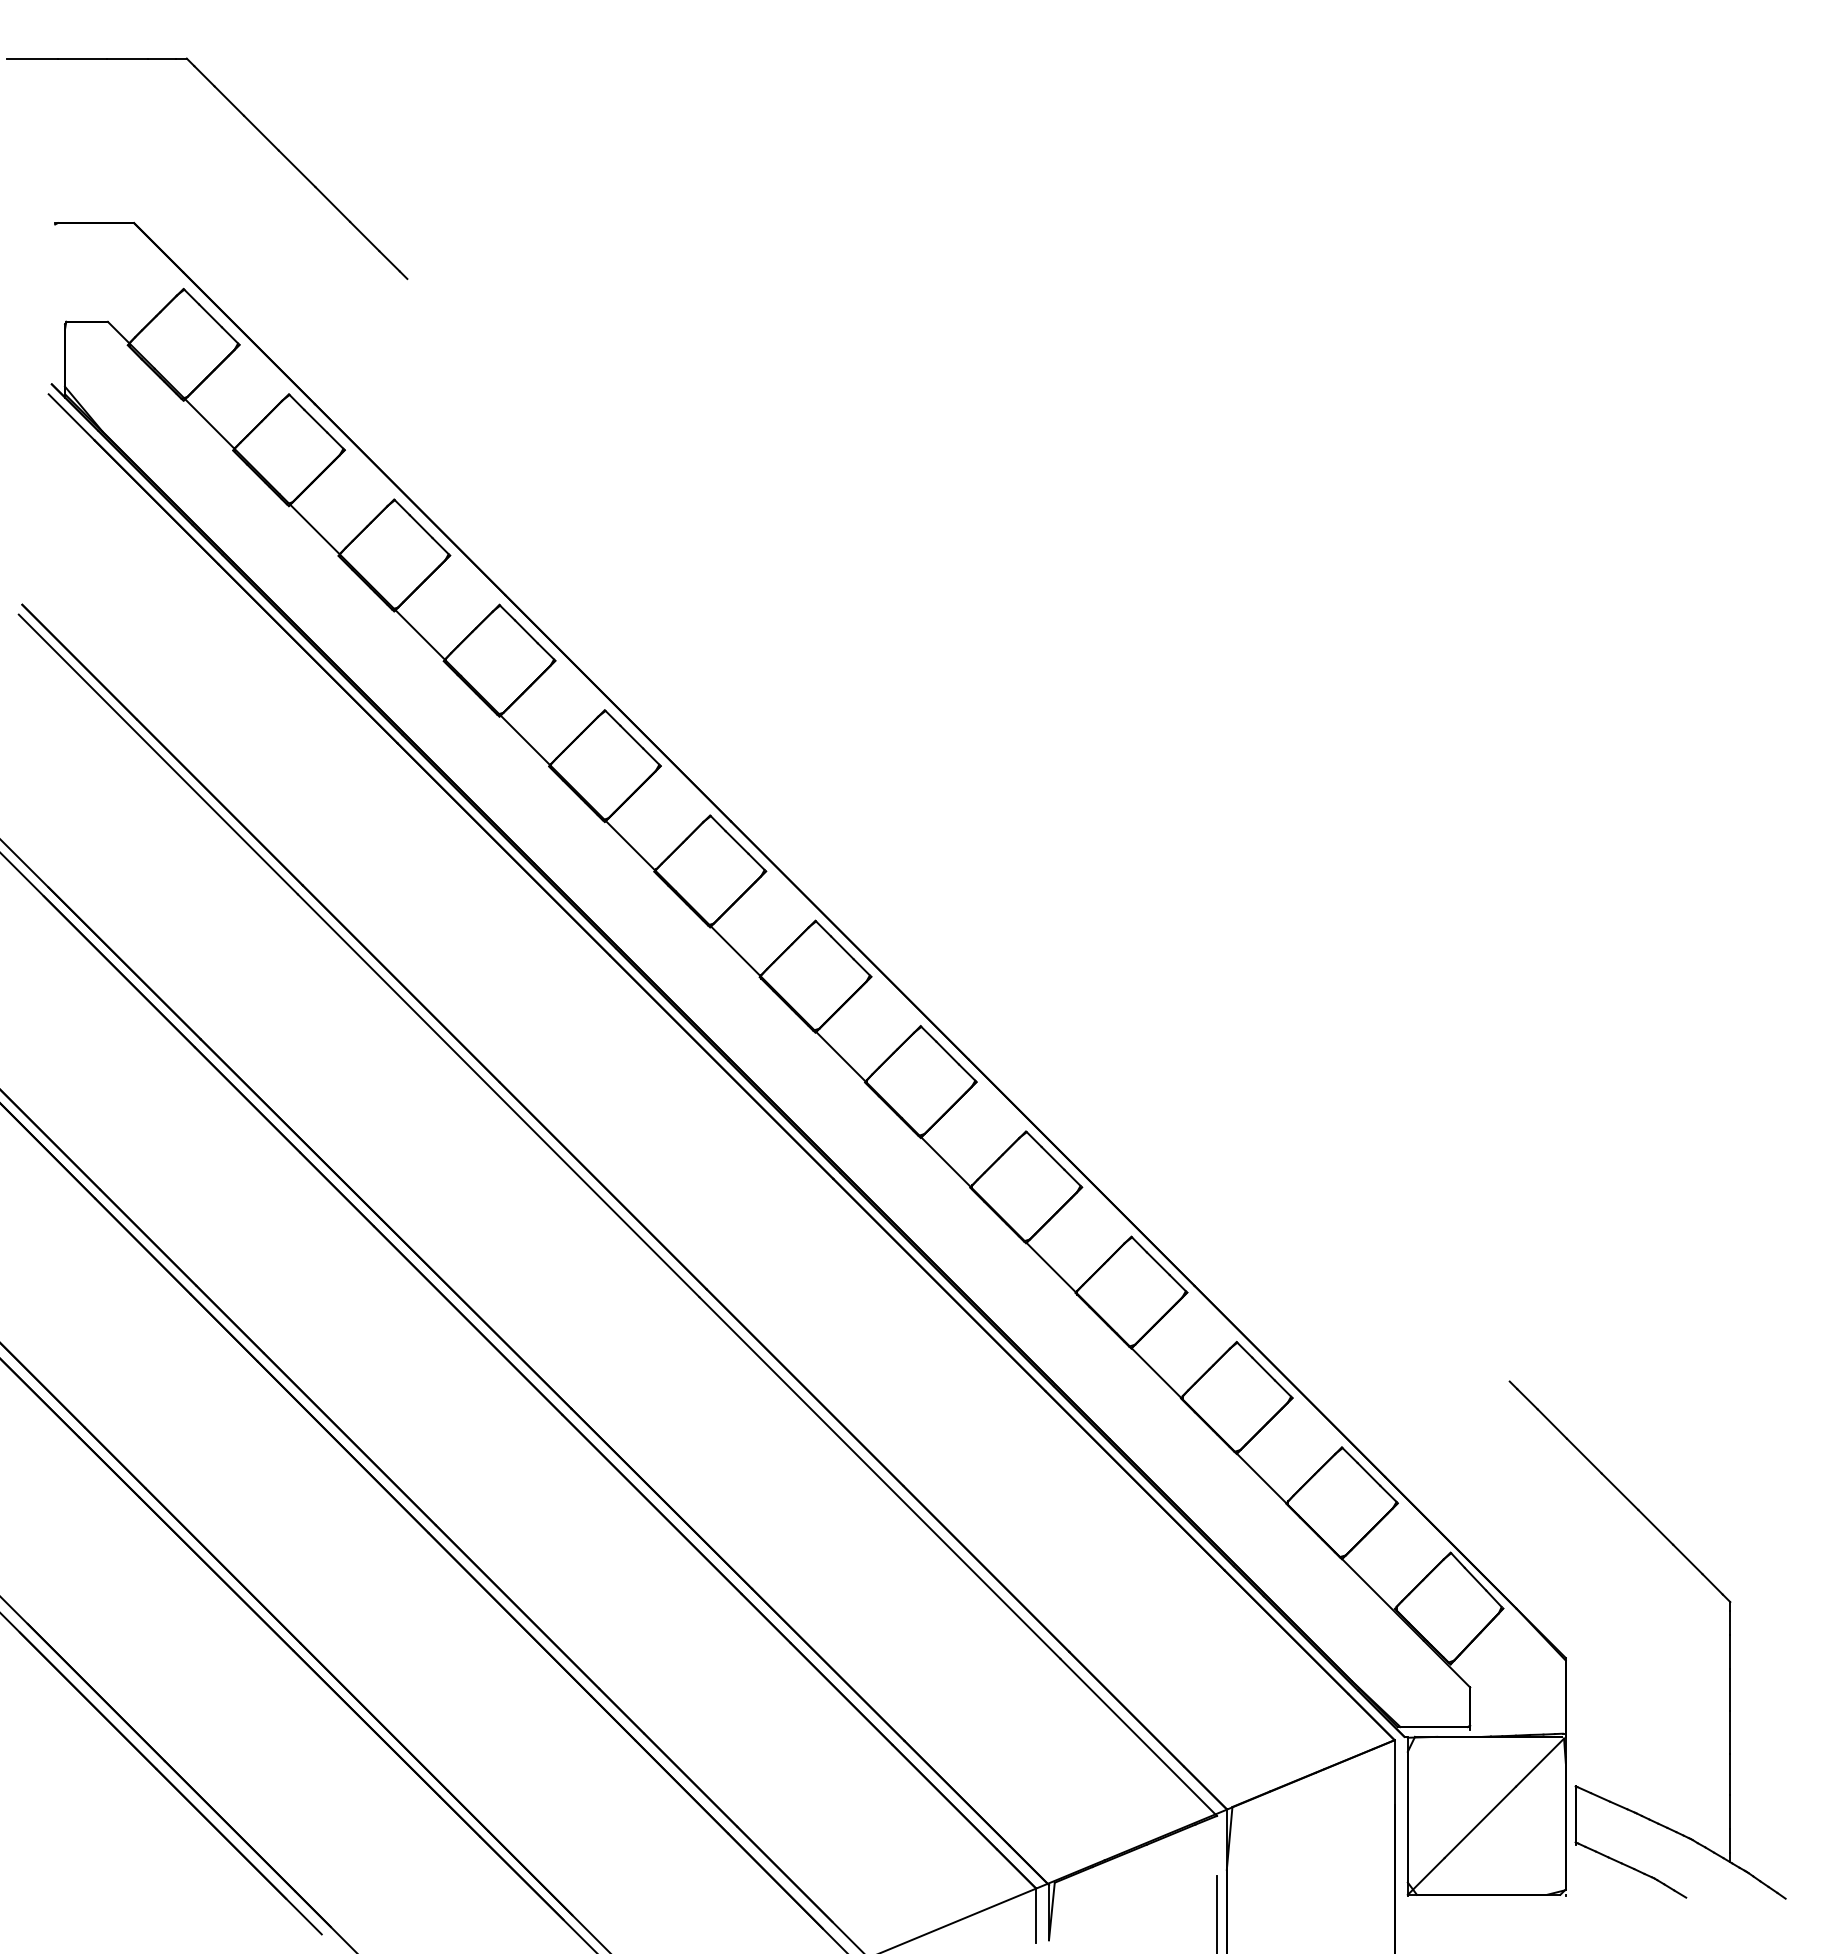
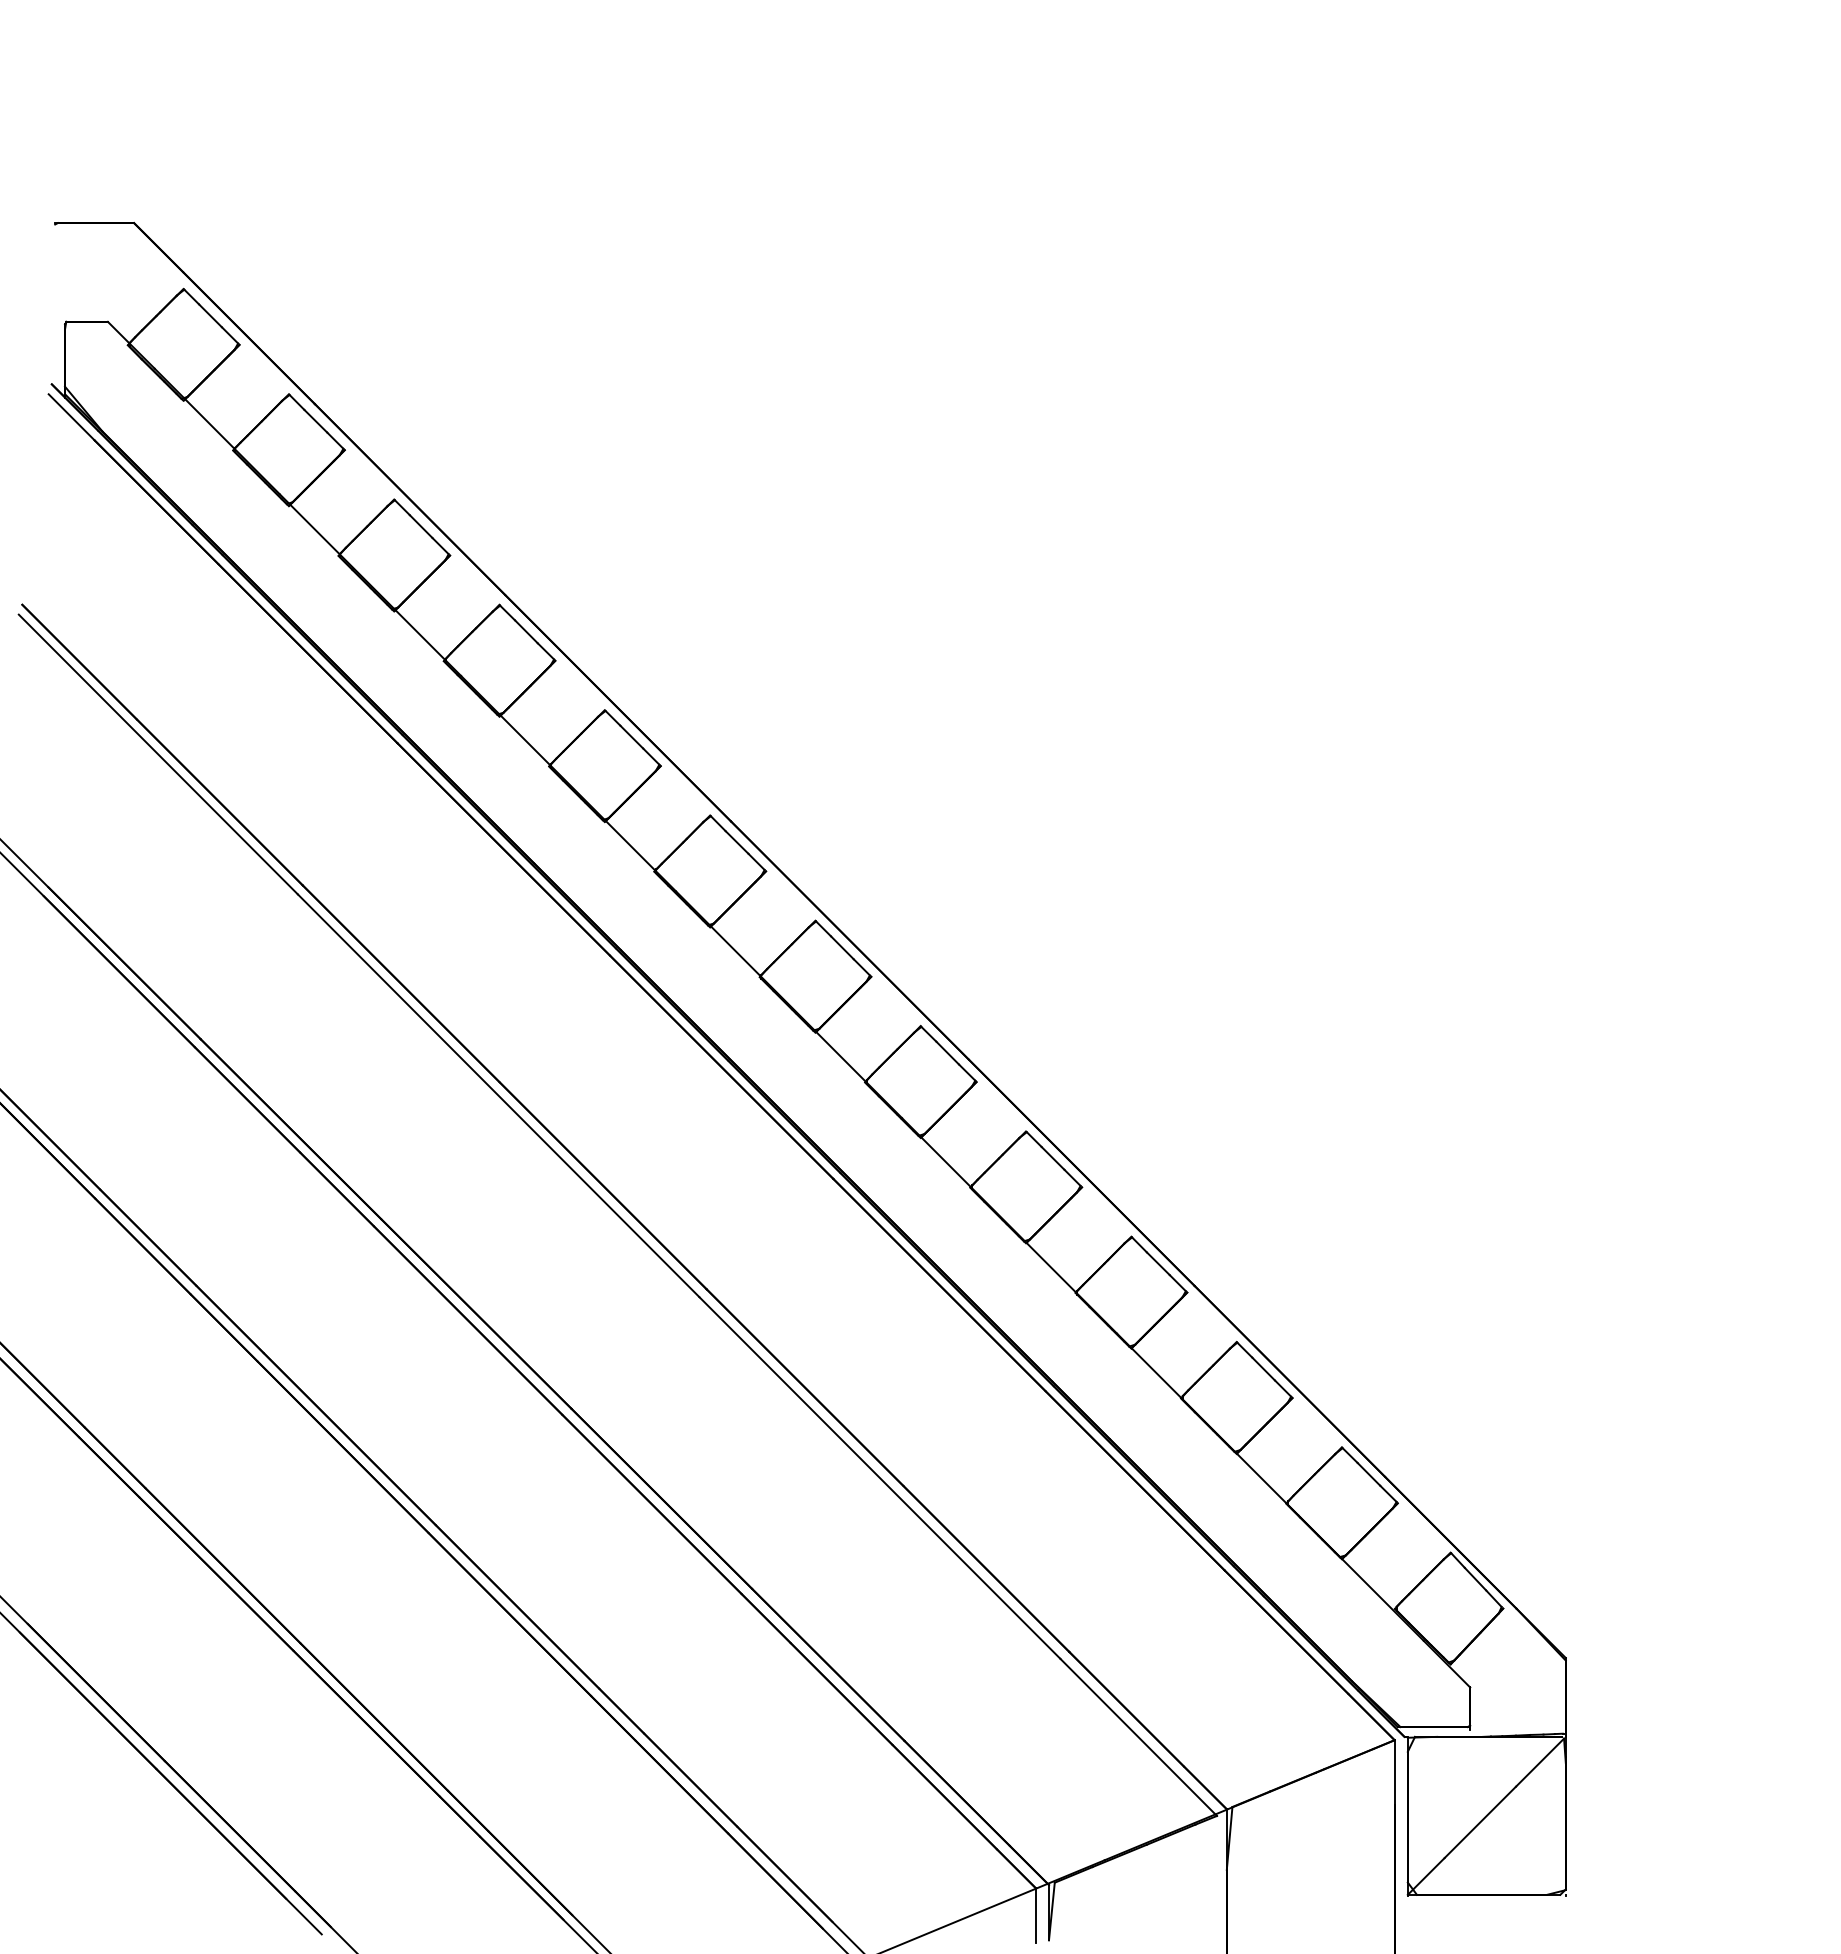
part: present -> none (251, 124)
part: present -> none (1729, 1639)
line: present -> none (1216, 1913)
